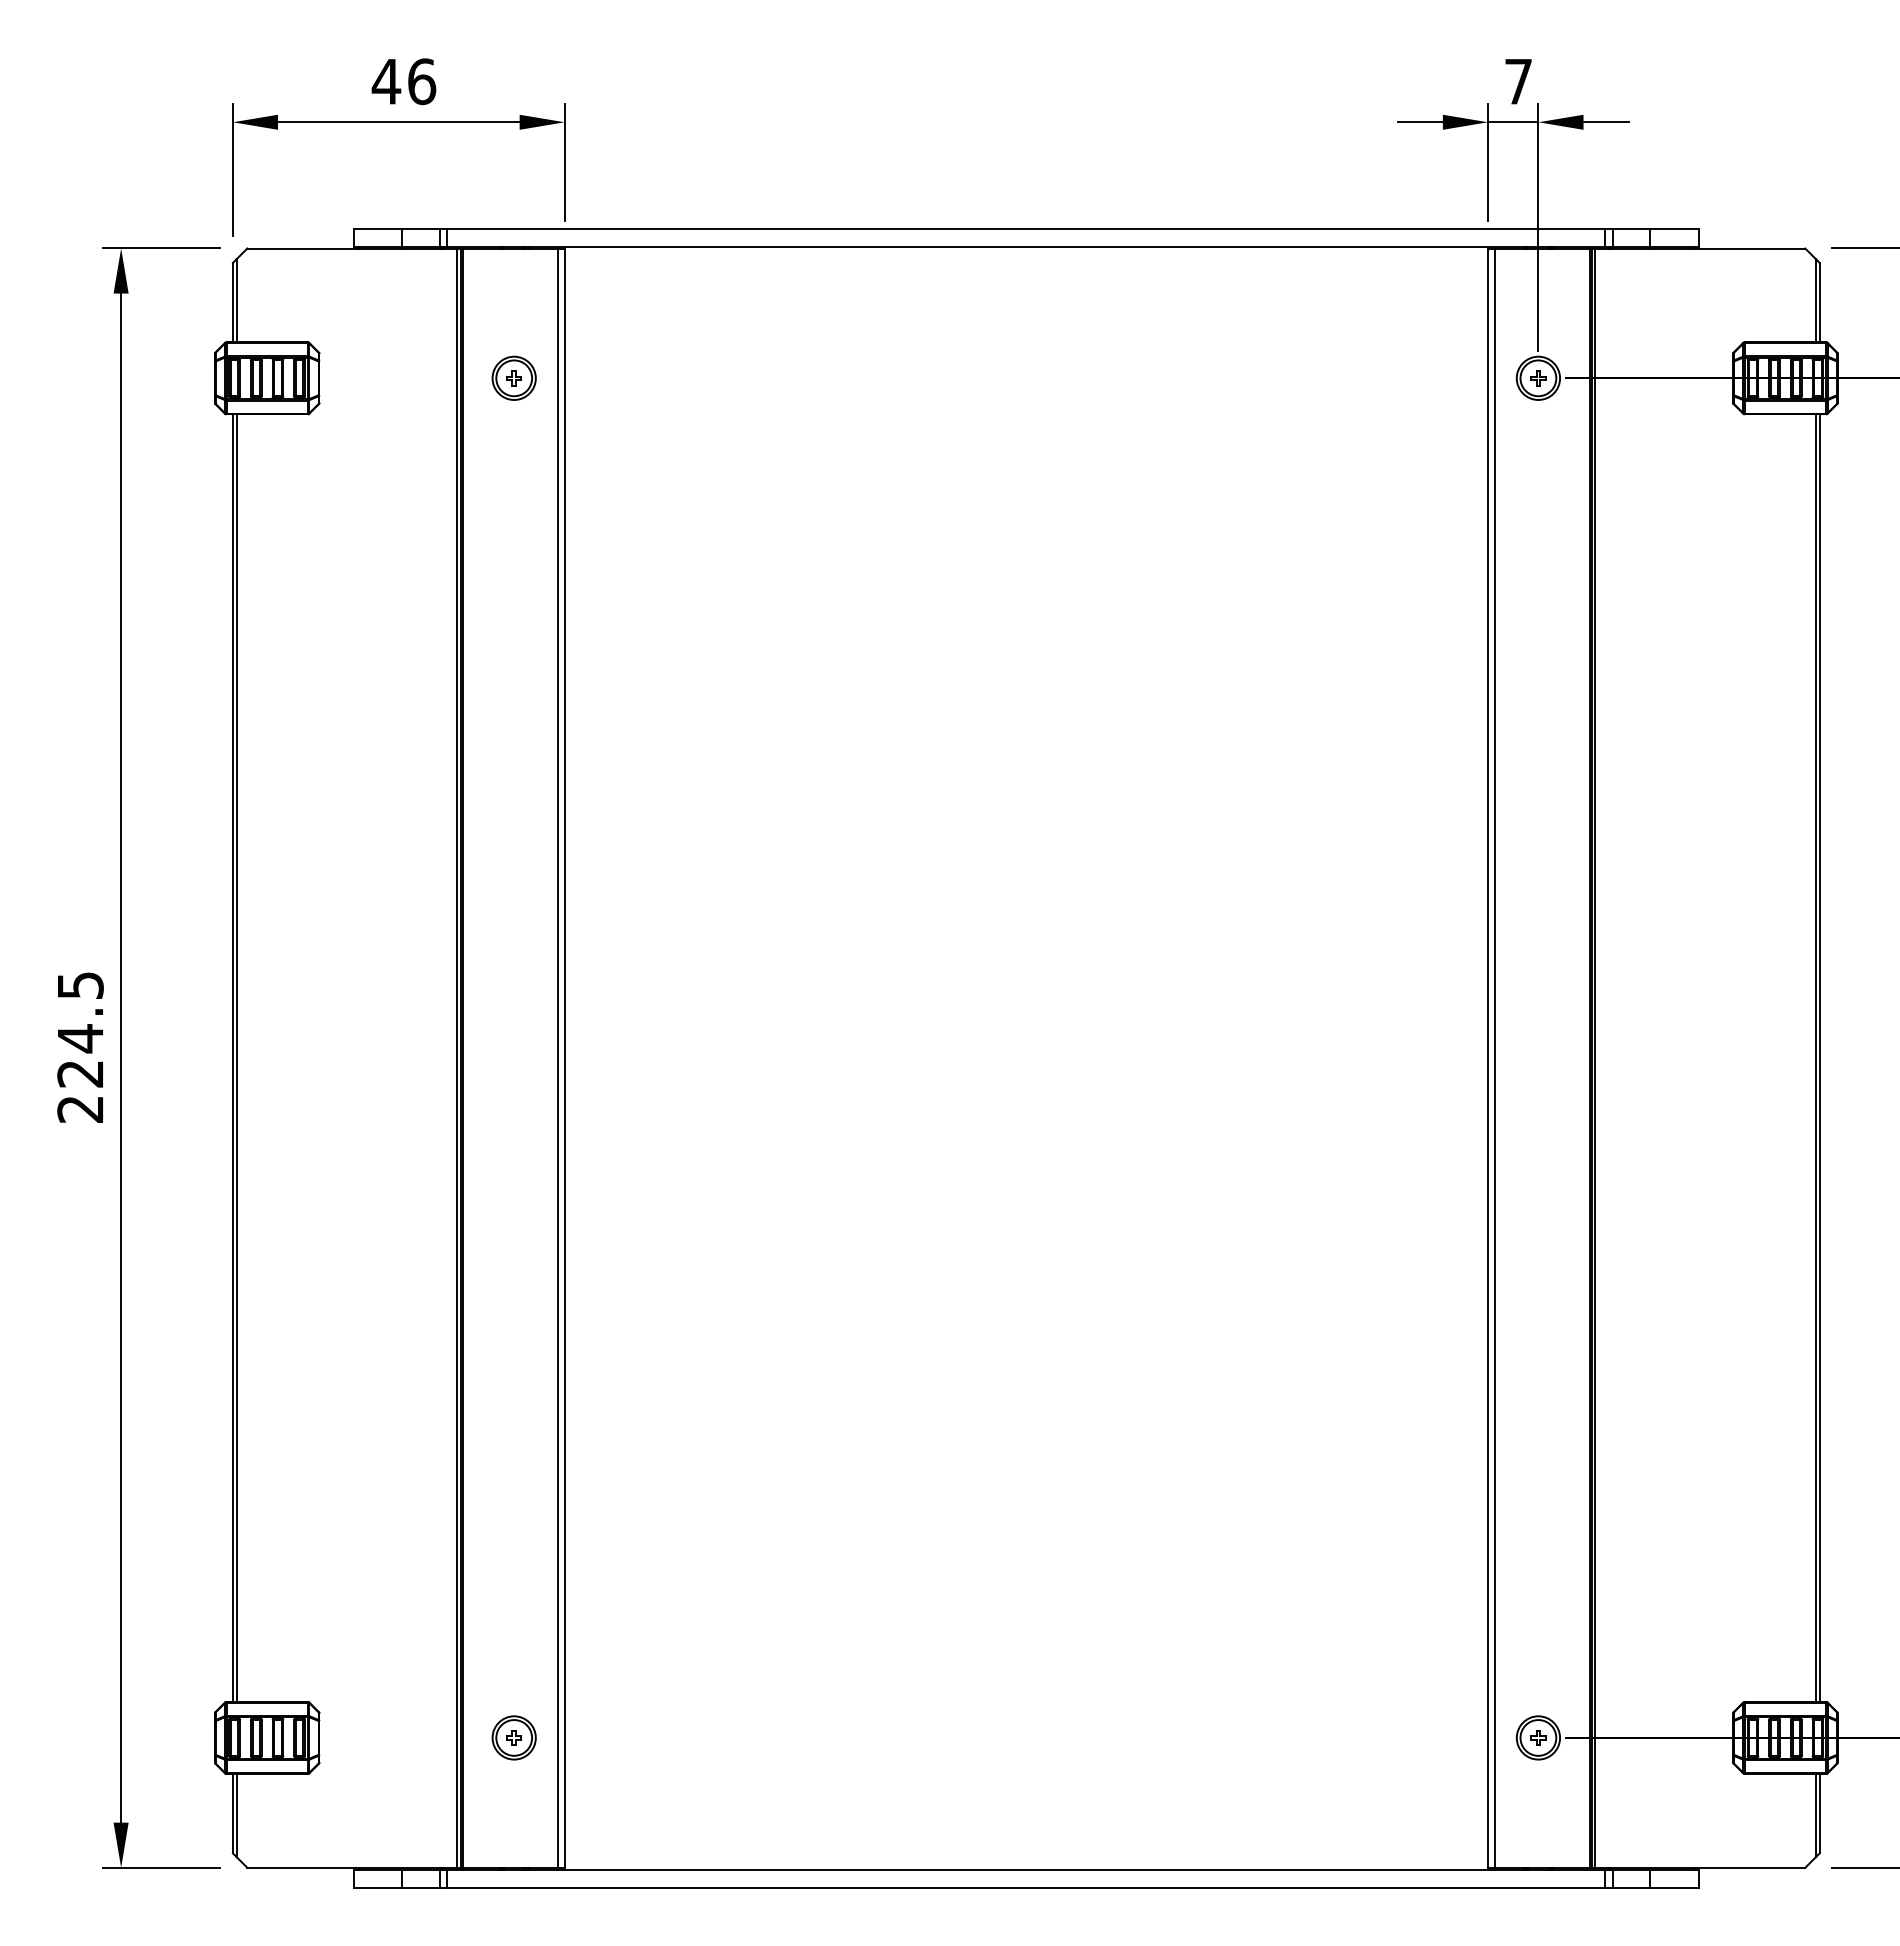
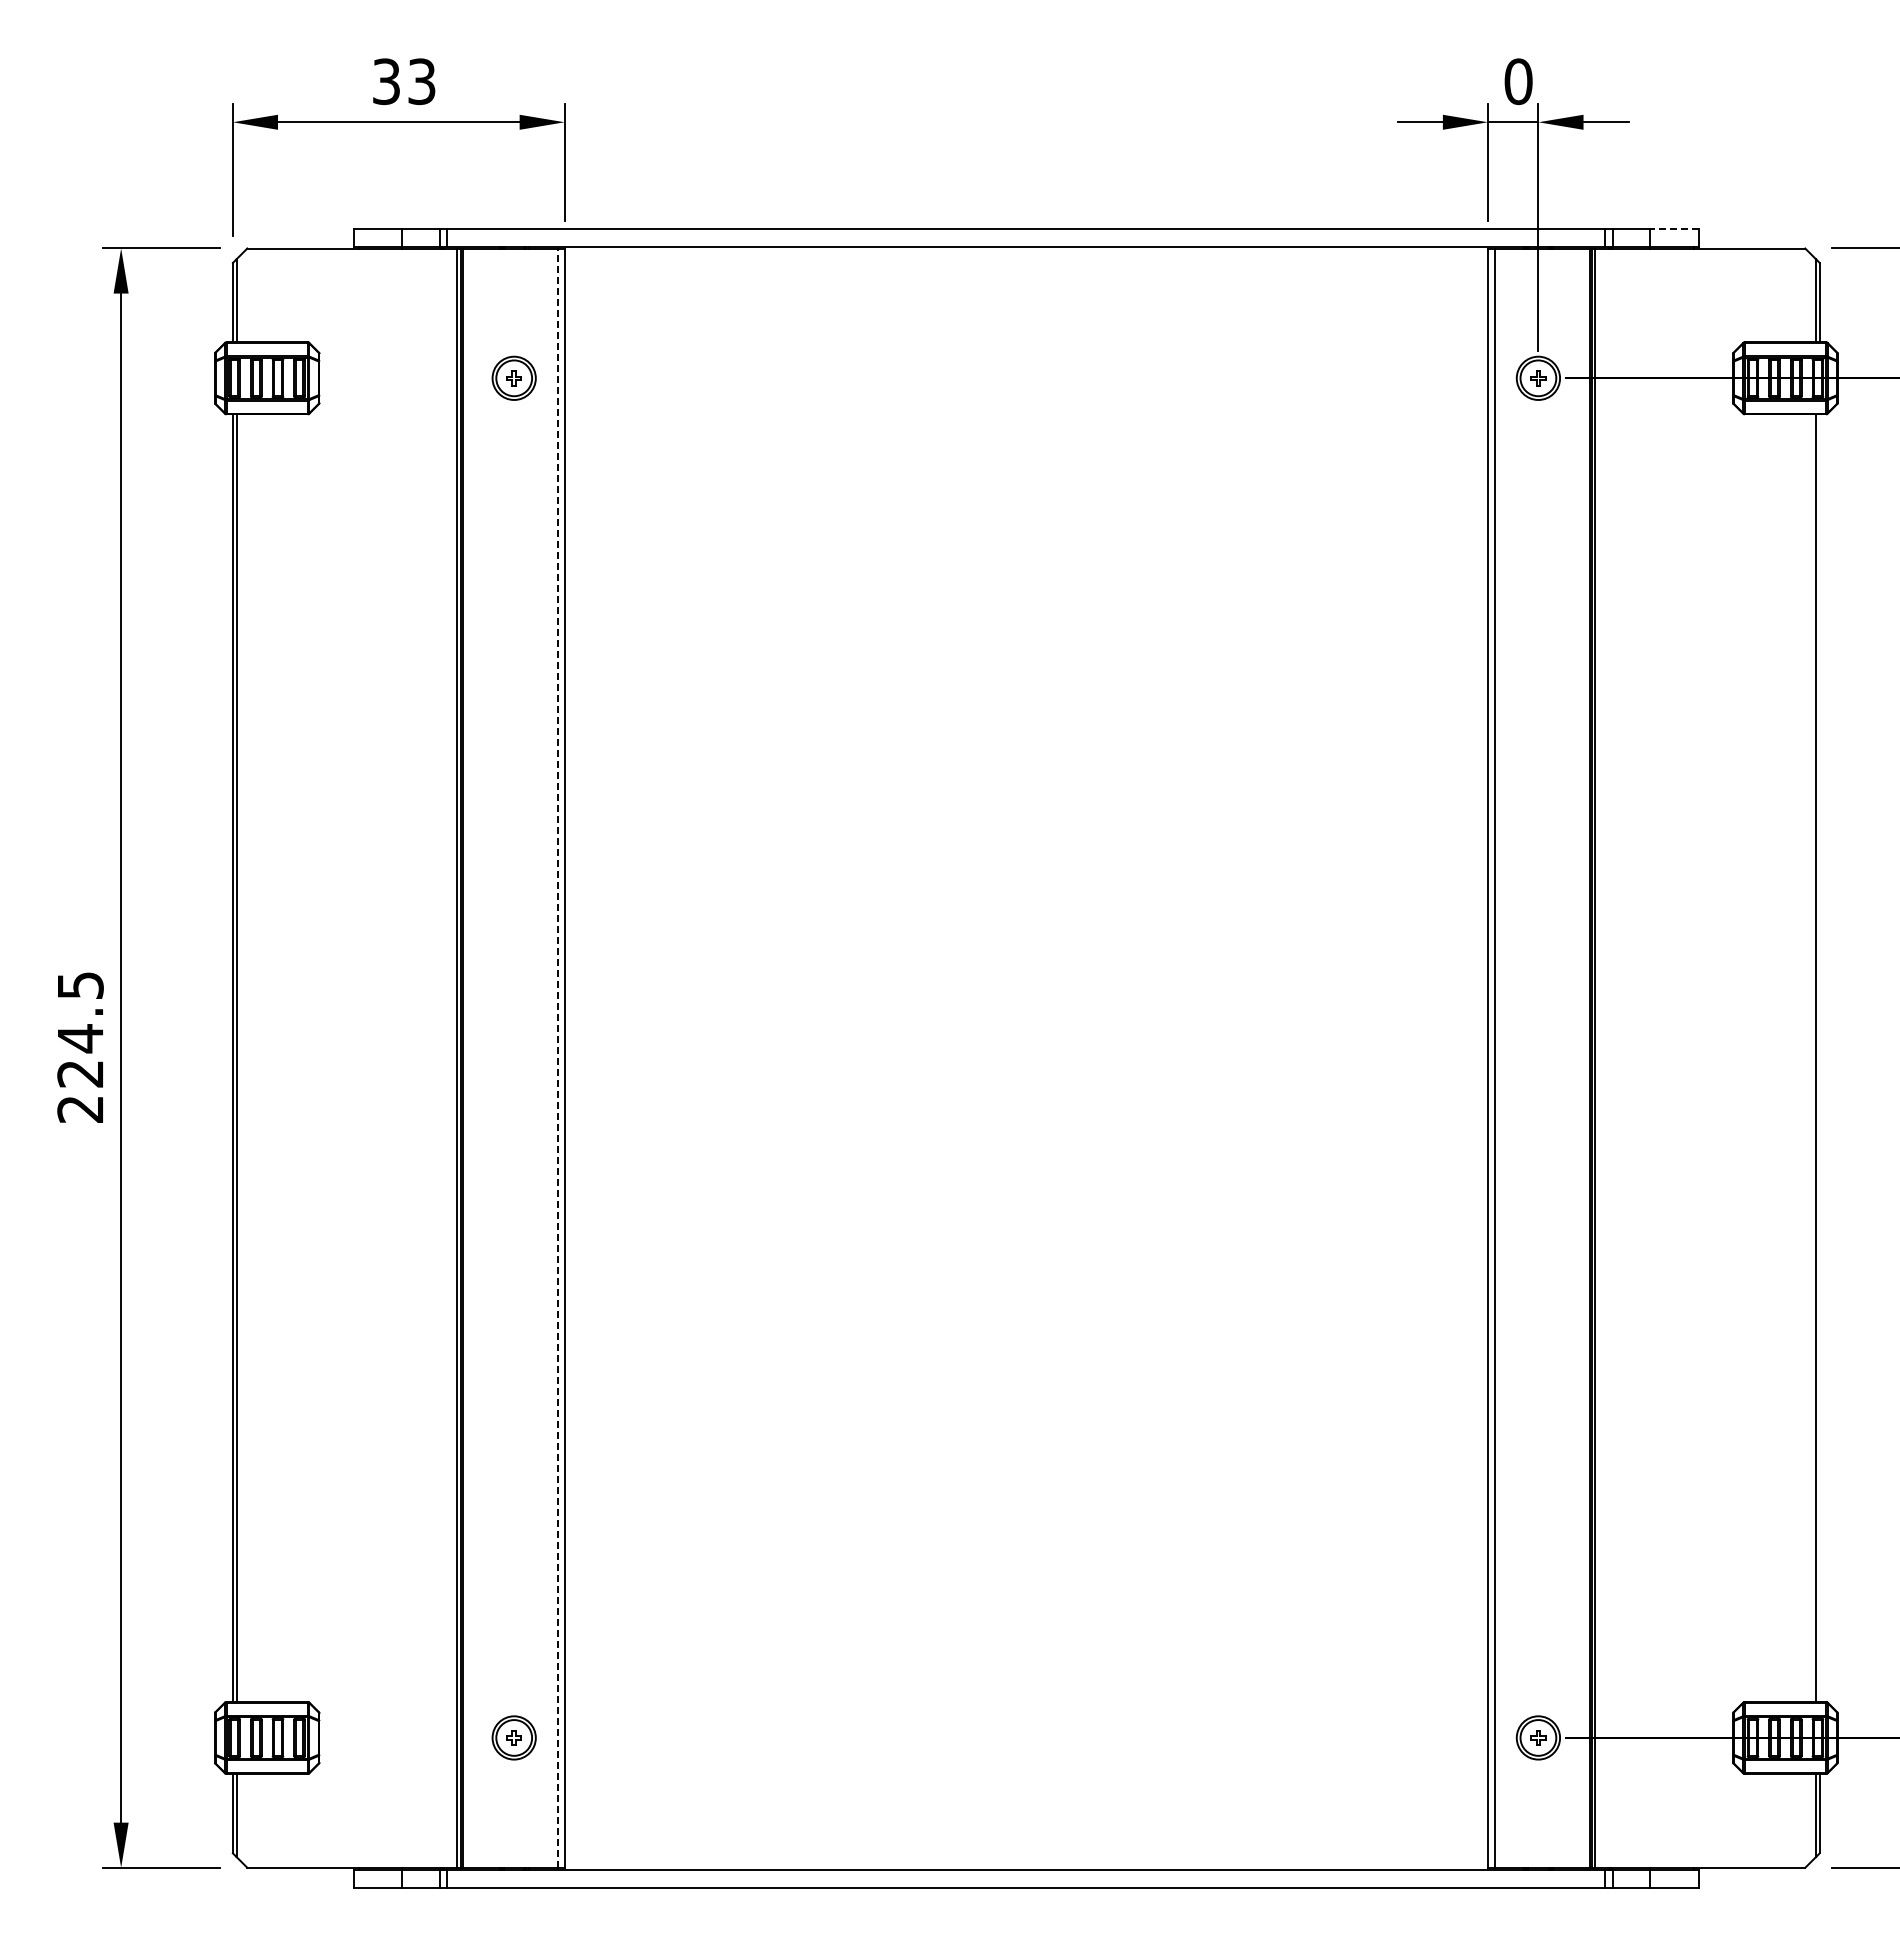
text: 46 -> 33 (403, 81)
text: 7 -> 0 (1518, 81)
line: solid -> dashed (1674, 228)
line: present -> none (1819, 1057)
line: solid -> dashed (557, 1058)
